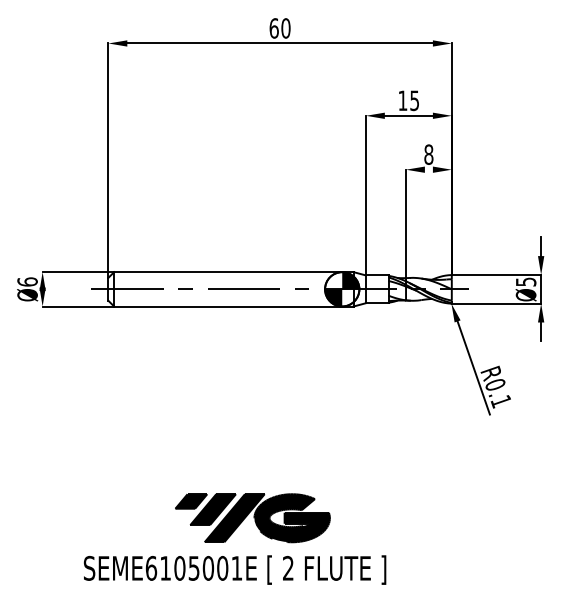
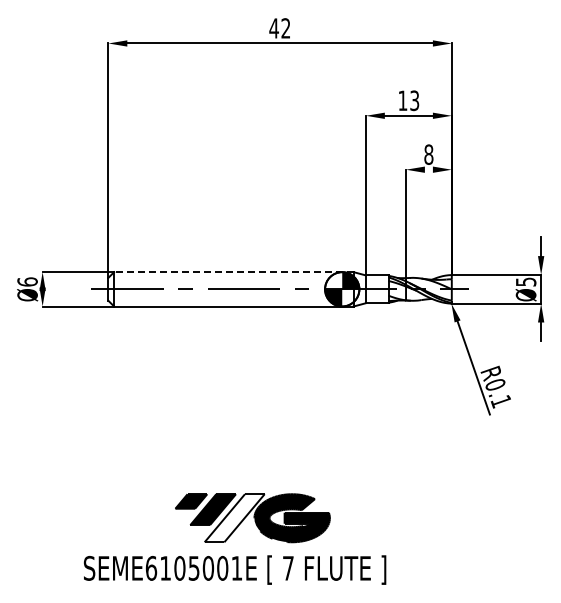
text: 60 -> 42 (279, 28)
text: 15 -> 13 (414, 100)
line: solid -> dashed (233, 272)
fill: present -> none (234, 518)
text: 2 -> 7 (288, 567)
